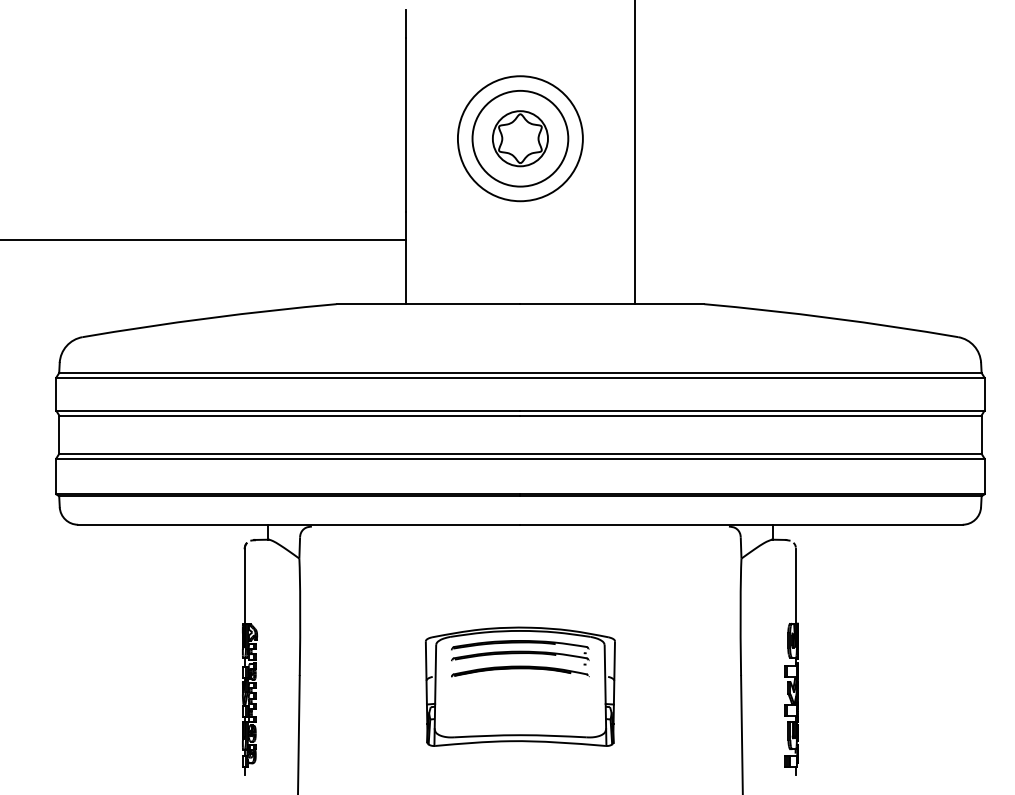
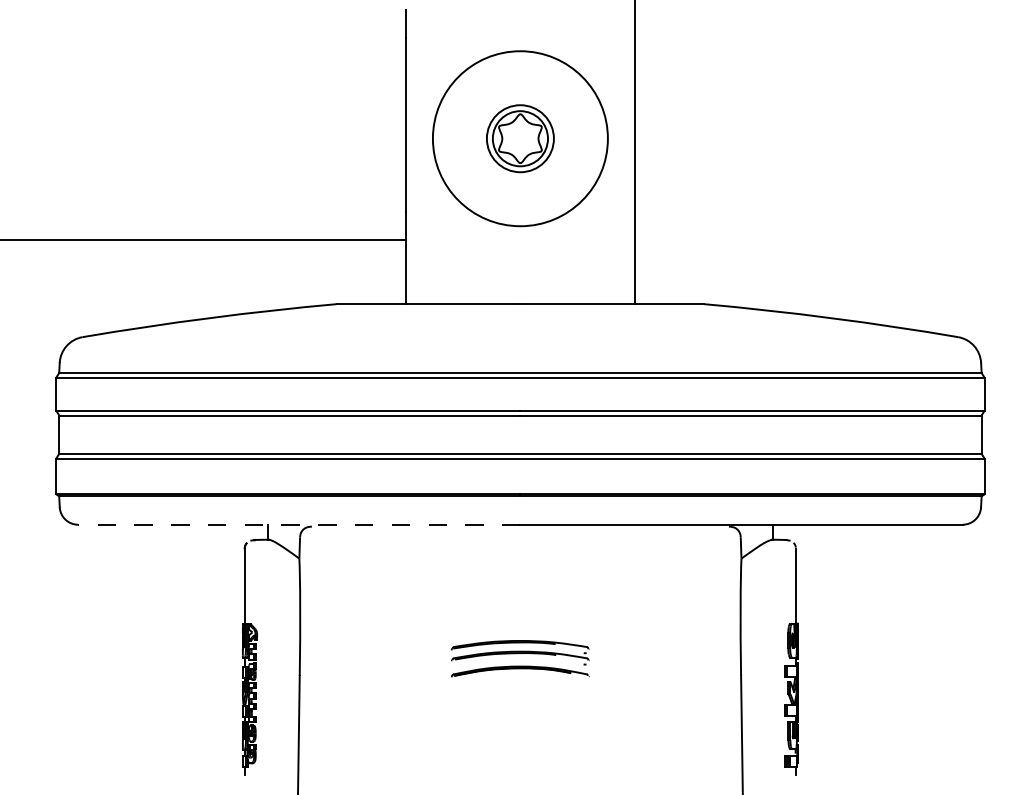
circle diameter: 125 px -> 175 px (519, 138)
circle diameter: 96 px -> 67 px (519, 138)
line: solid -> dashed (298, 524)
part: present -> none (520, 686)
